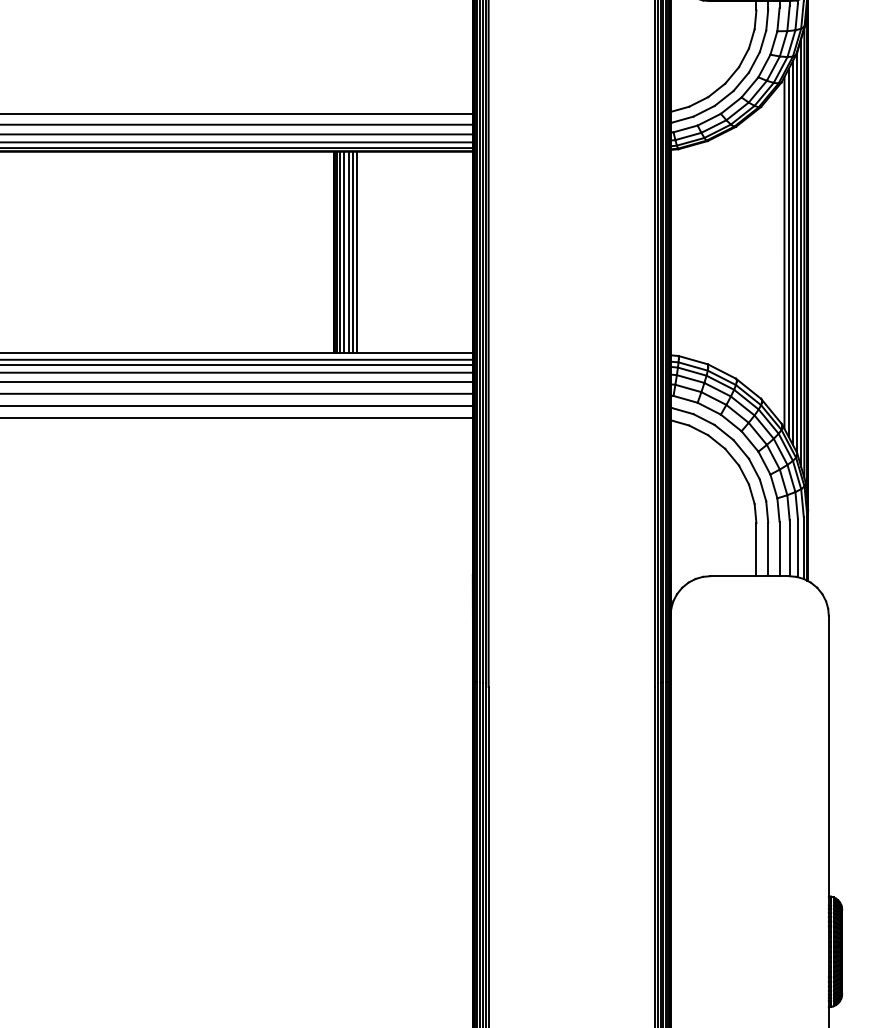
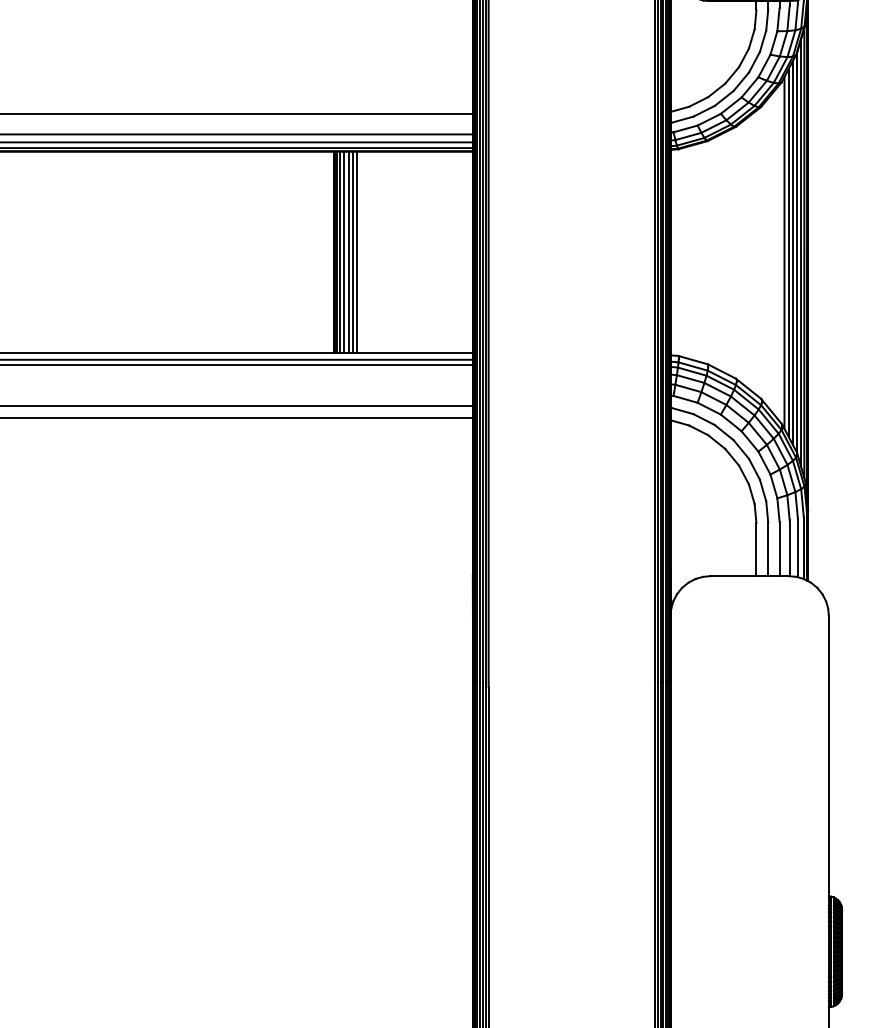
line: present -> none (237, 124)
line: present -> none (237, 372)
line: present -> none (237, 382)
line: present -> none (237, 393)
